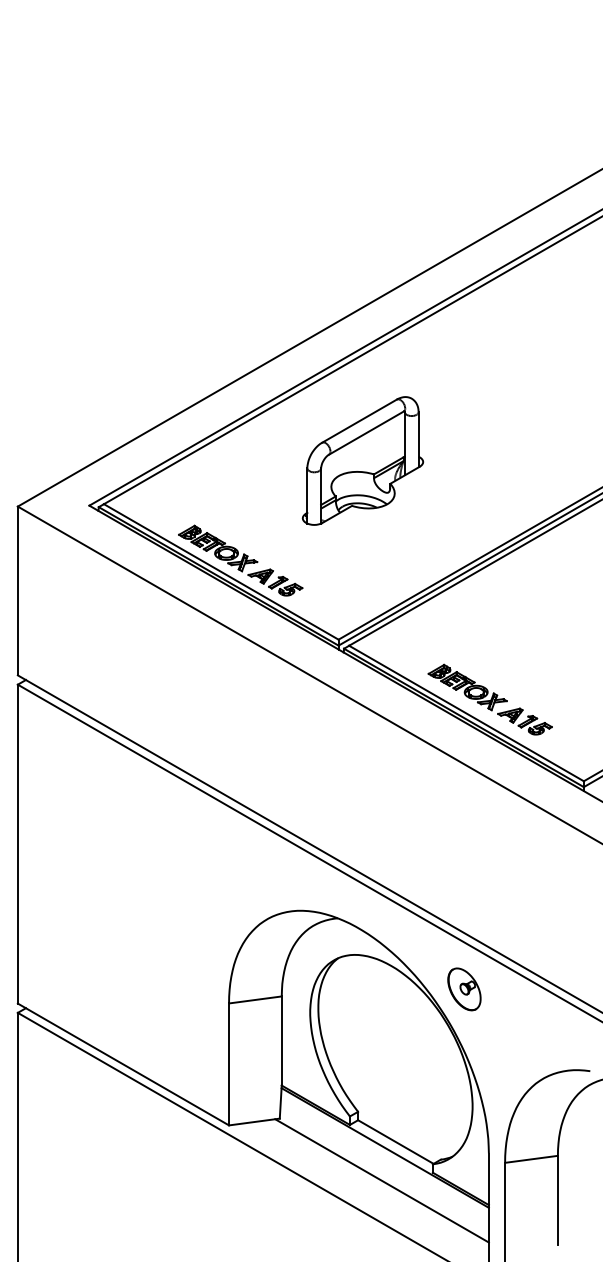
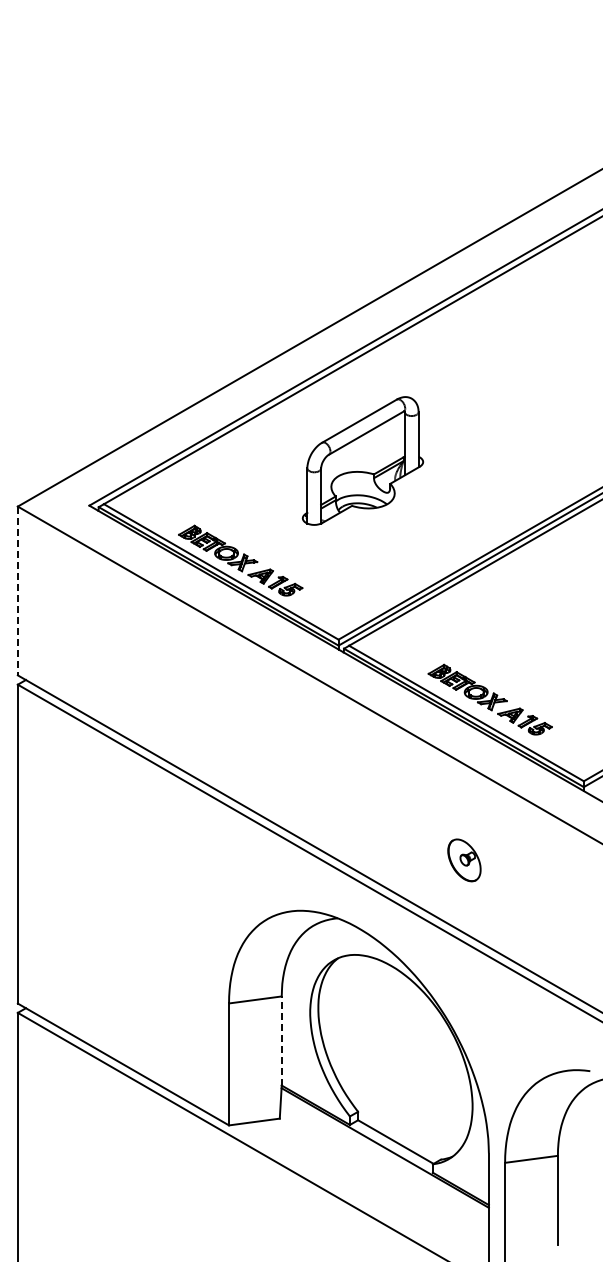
line: solid -> dashed (17, 591)
part position: (464, 989) -> (464, 860) (464, 860)
line: solid -> dashed (281, 1041)
line: present -> none (381, 1180)
